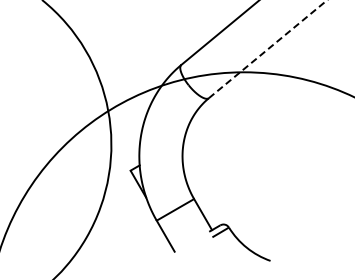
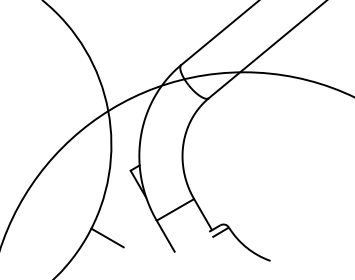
line: dashed -> solid (268, 49)
line: none -> present (107, 237)
